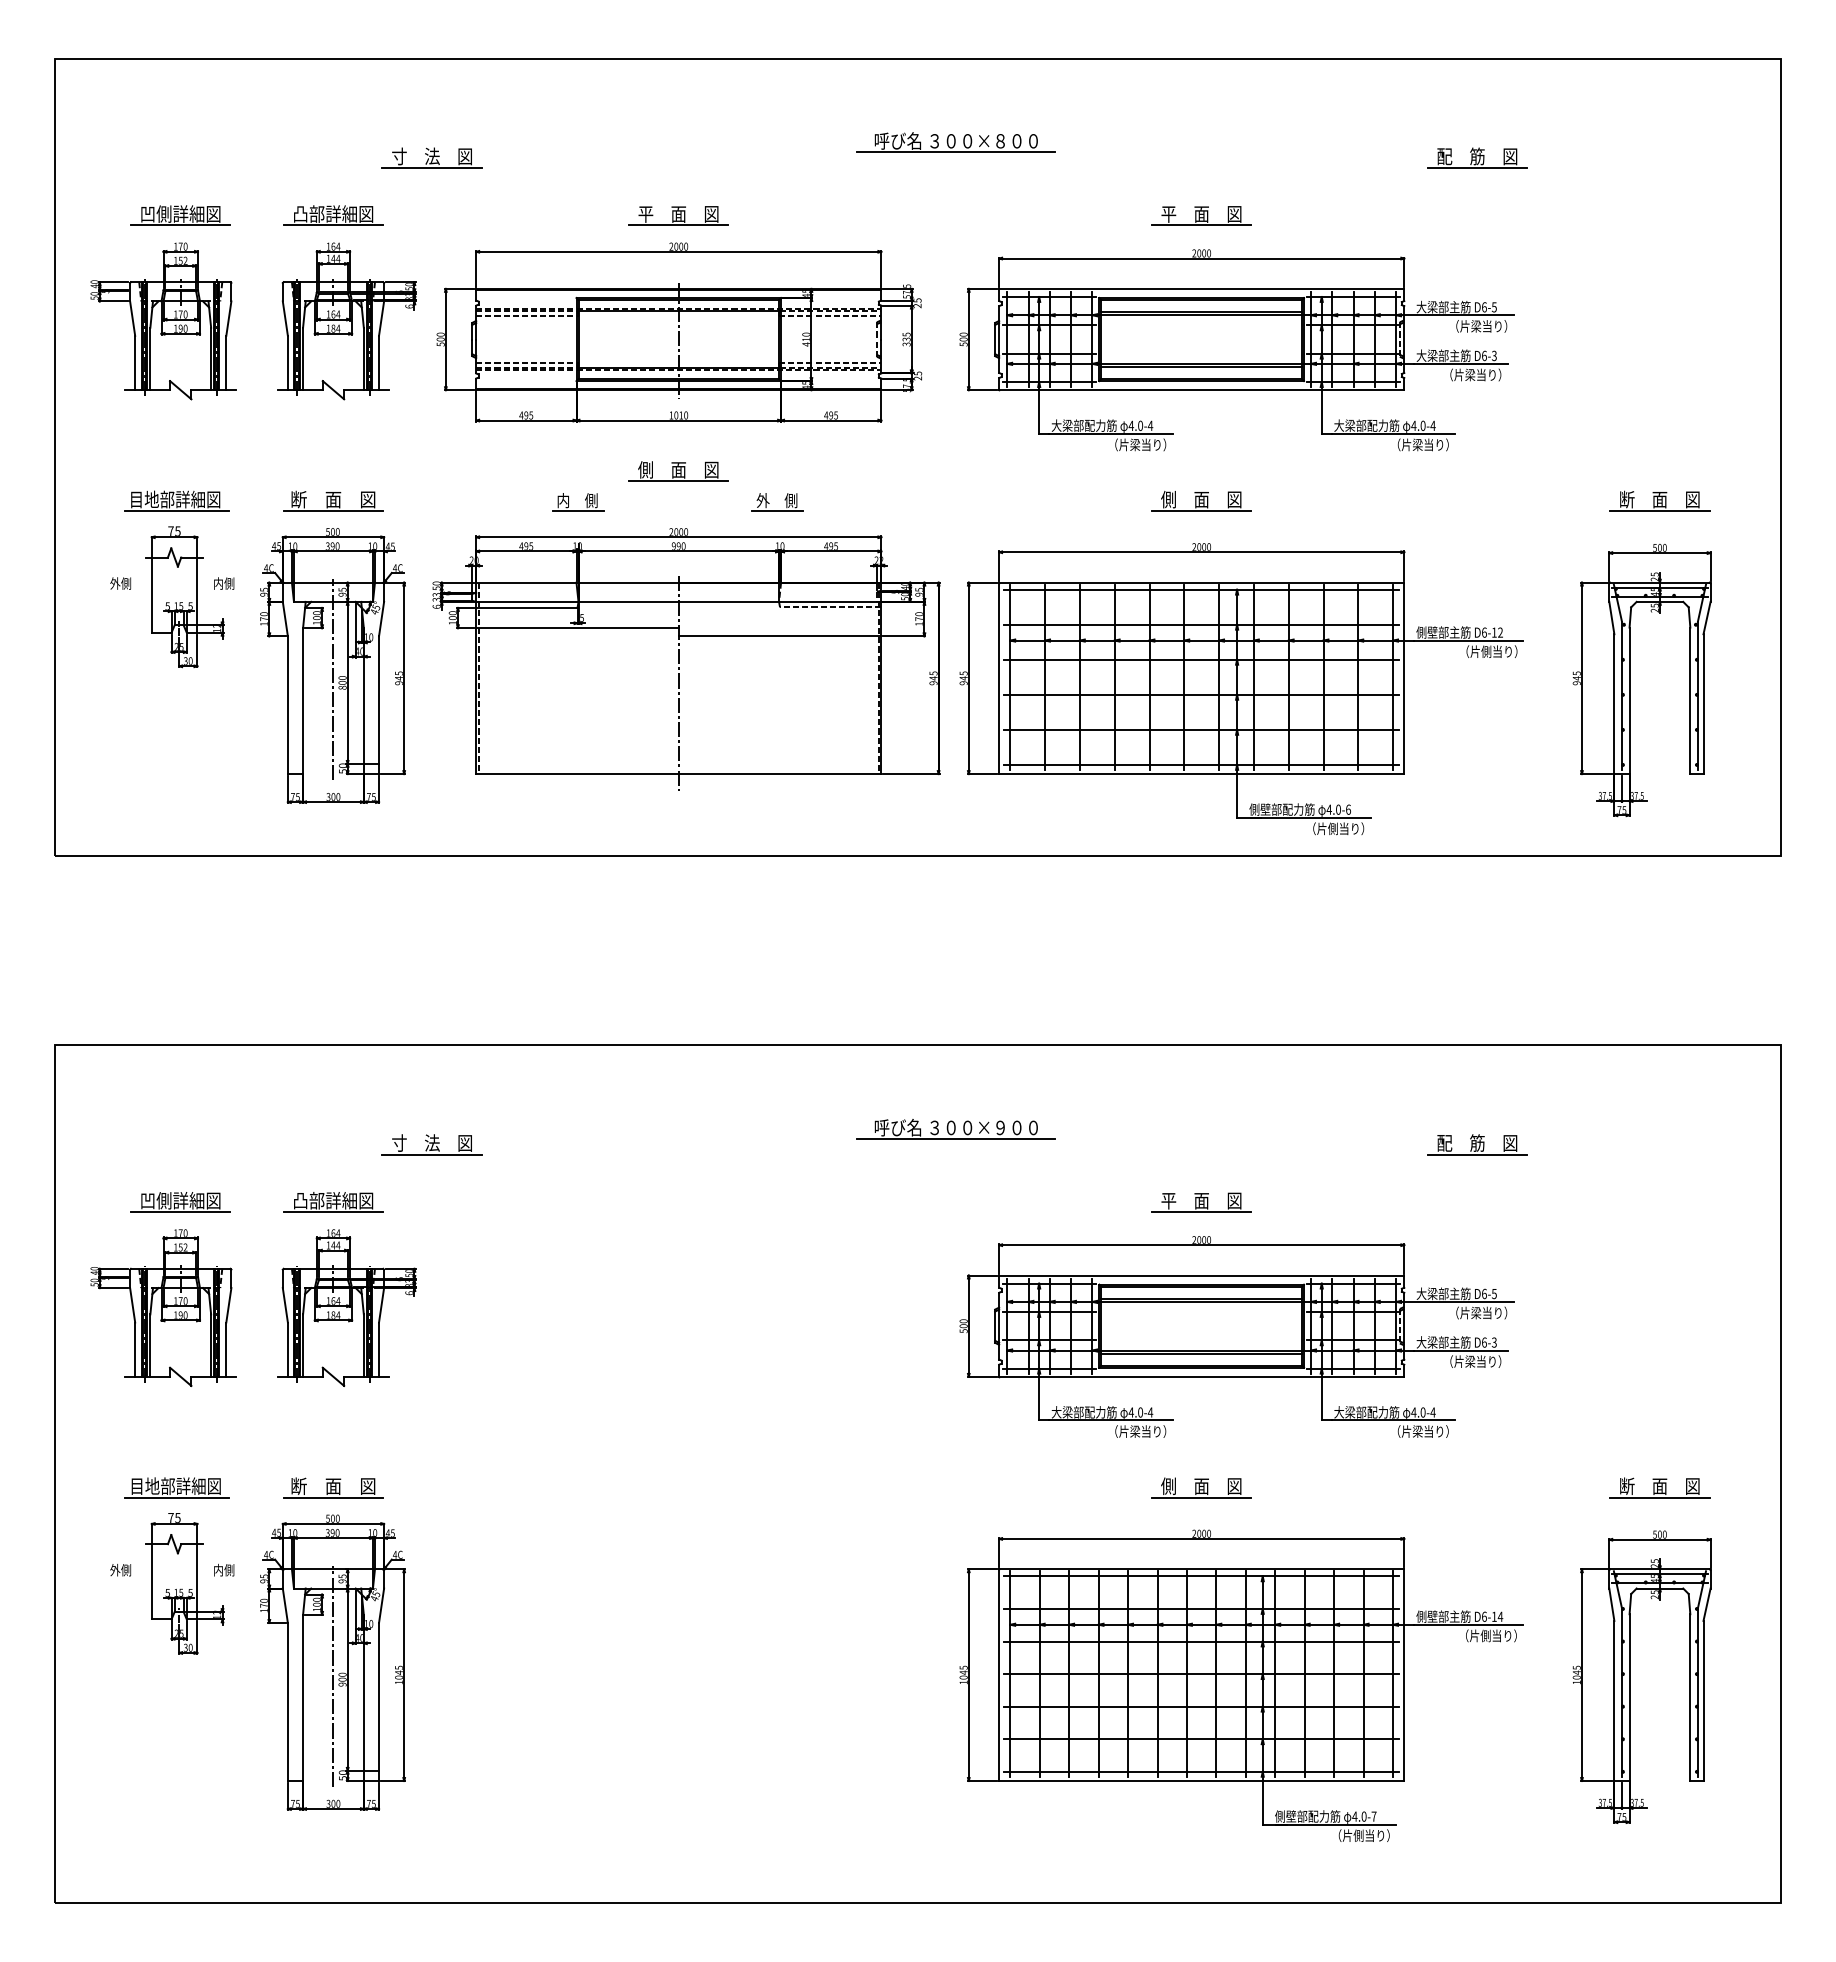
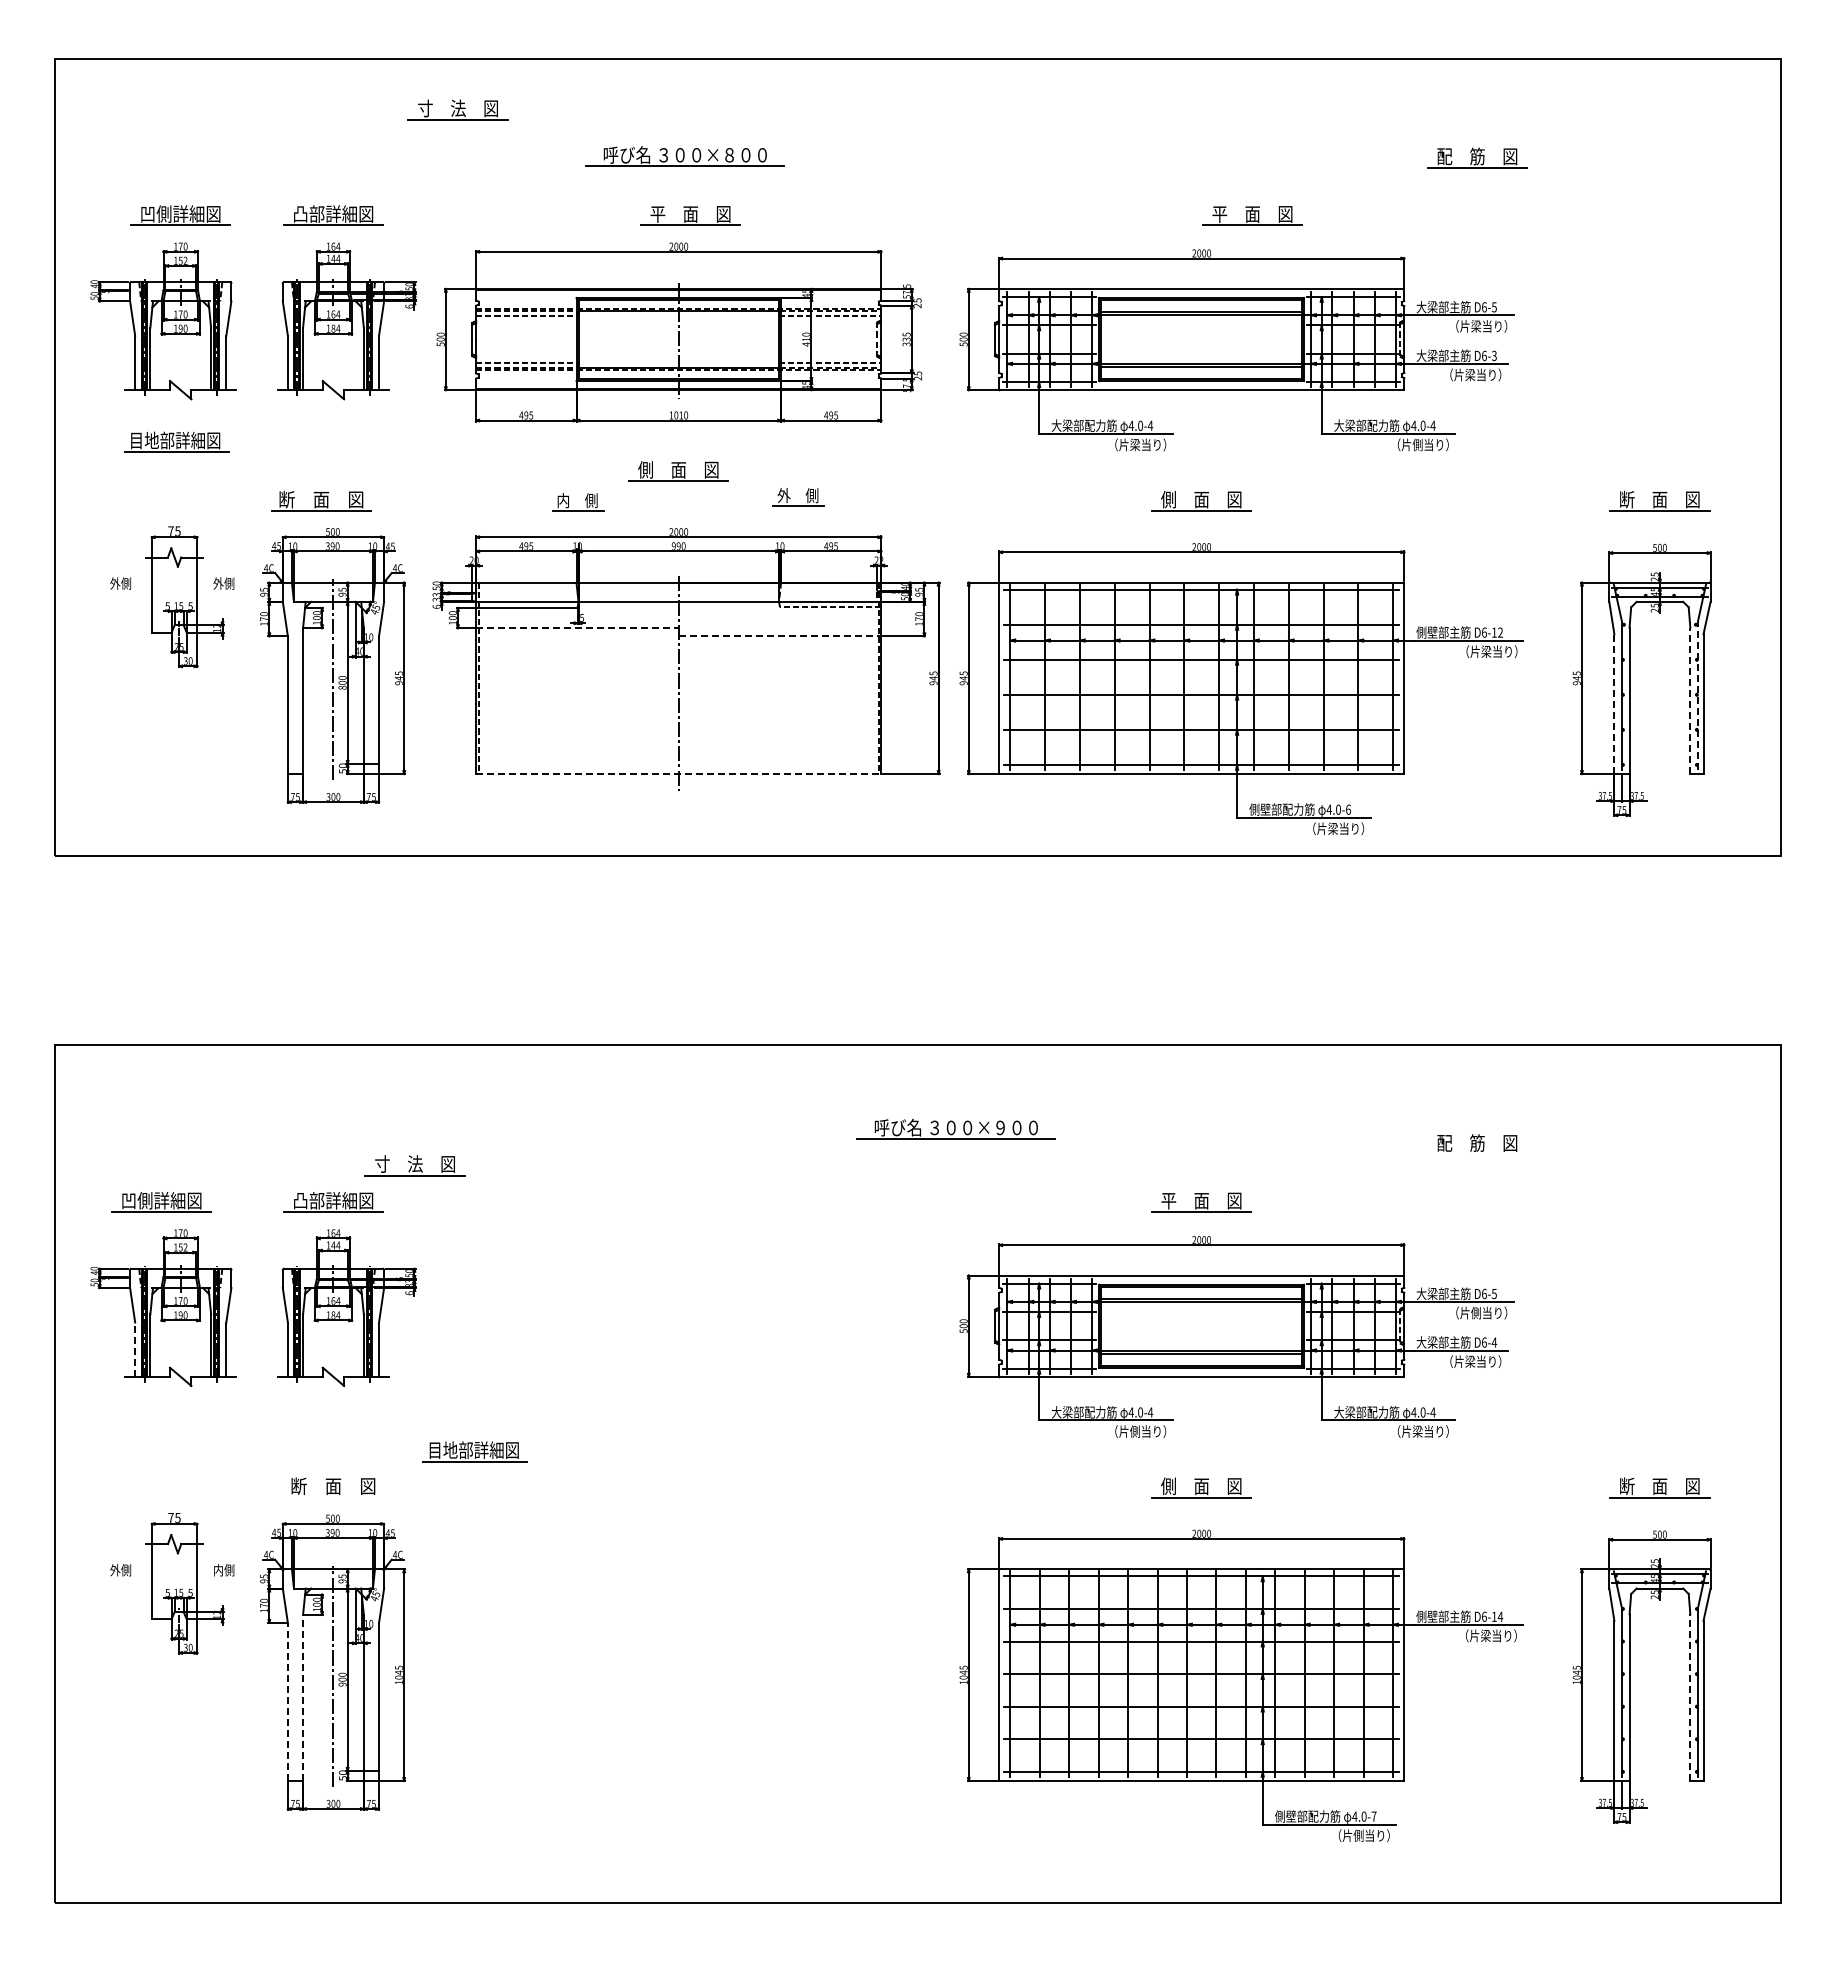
part position: (955, 142) -> (684, 156) (684, 156)
part position: (431, 157) -> (457, 109) (457, 109)
part position: (678, 215) -> (690, 215) (690, 215)
part position: (1201, 215) -> (1252, 215) (1252, 215)
text: （片梁当り） -> （片側当り） (1417, 444)
part position: (176, 500) -> (176, 441) (176, 441)
part position: (333, 500) -> (321, 500) (321, 500)
part position: (784, 500) -> (805, 495) (805, 495)
text: 内側 -> 外側 (218, 583)
line: solid -> dashed (578, 628)
line: solid -> dashed (780, 636)
text: （片側当り） -> （片梁当り） (1486, 651)
line: solid -> dashed (1697, 695)
line: solid -> dashed (1690, 700)
line: solid -> dashed (1614, 704)
line: solid -> dashed (678, 774)
text: （片側当り） -> （片梁当り） (1332, 828)
part position: (431, 1144) -> (414, 1165) (414, 1165)
line: present -> none (1477, 1154)
part position: (180, 1202) -> (161, 1202) (161, 1202)
text: （片梁当り） -> （片側当り） (1476, 1312)
text: D6-3 -> D6-4 (1494, 1342)
line: solid -> dashed (135, 1349)
text: （片梁当り） -> （片側当り） (1135, 1431)
part position: (176, 1487) -> (474, 1451) (474, 1451)
line: present -> none (333, 1497)
text: （片側当り） -> （片梁当り） (1485, 1635)
line: solid -> dashed (303, 1697)
line: solid -> dashed (1690, 1697)
line: solid -> dashed (287, 1701)
